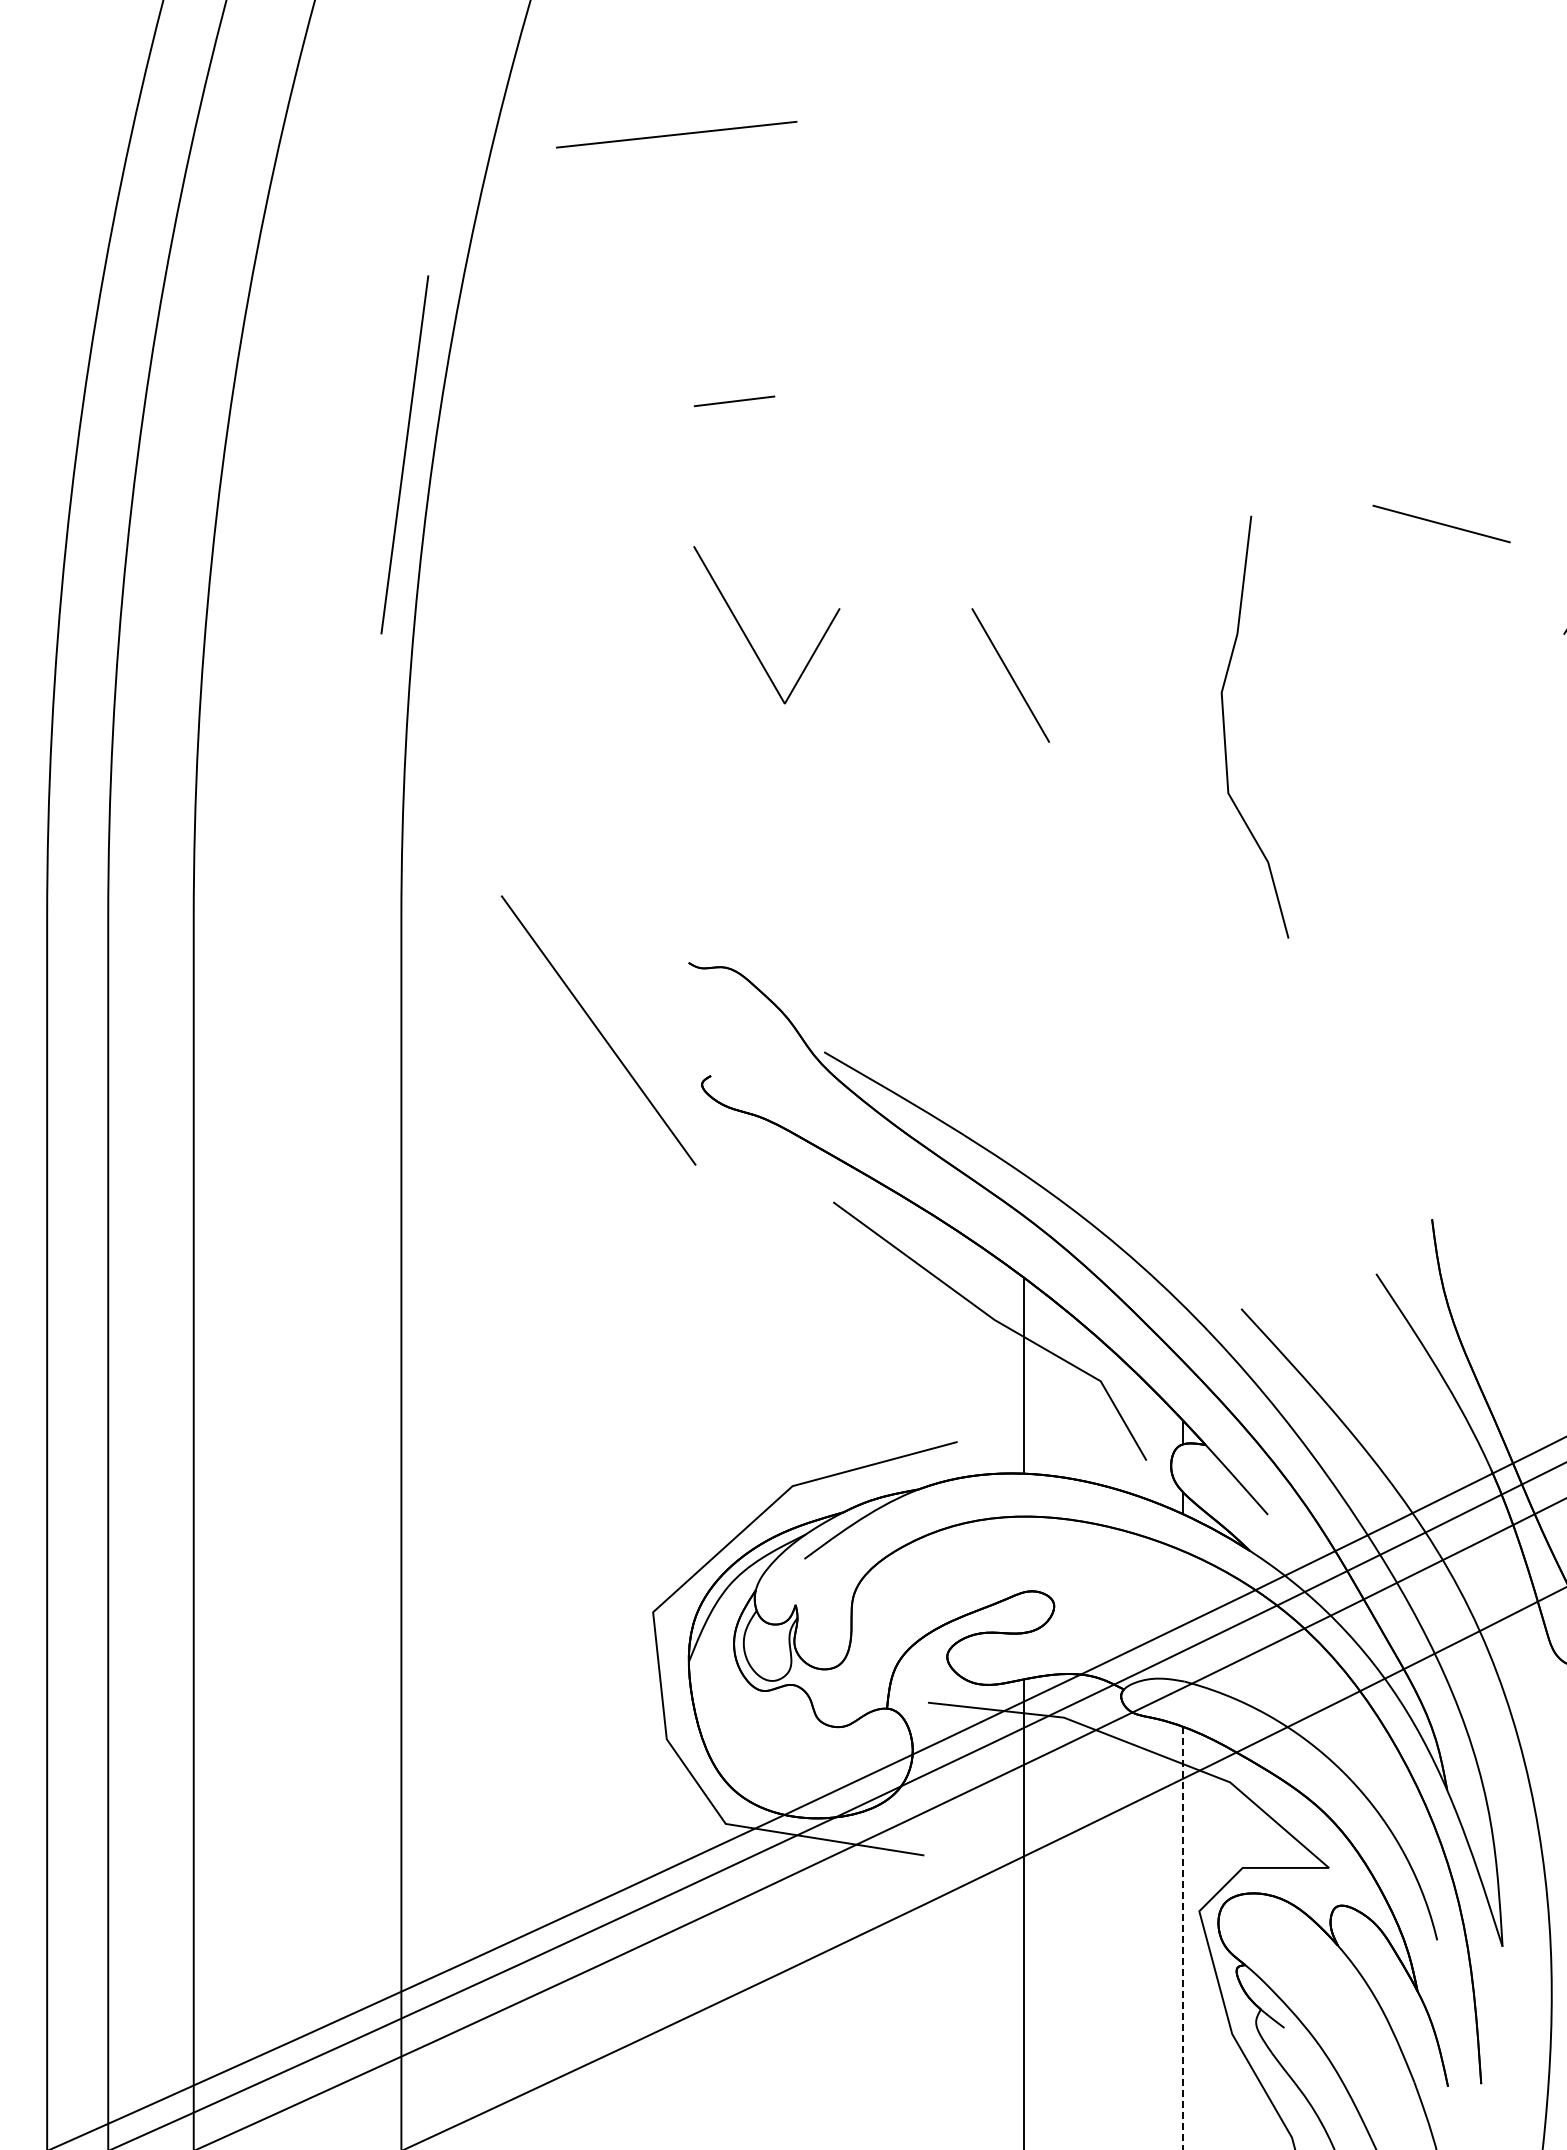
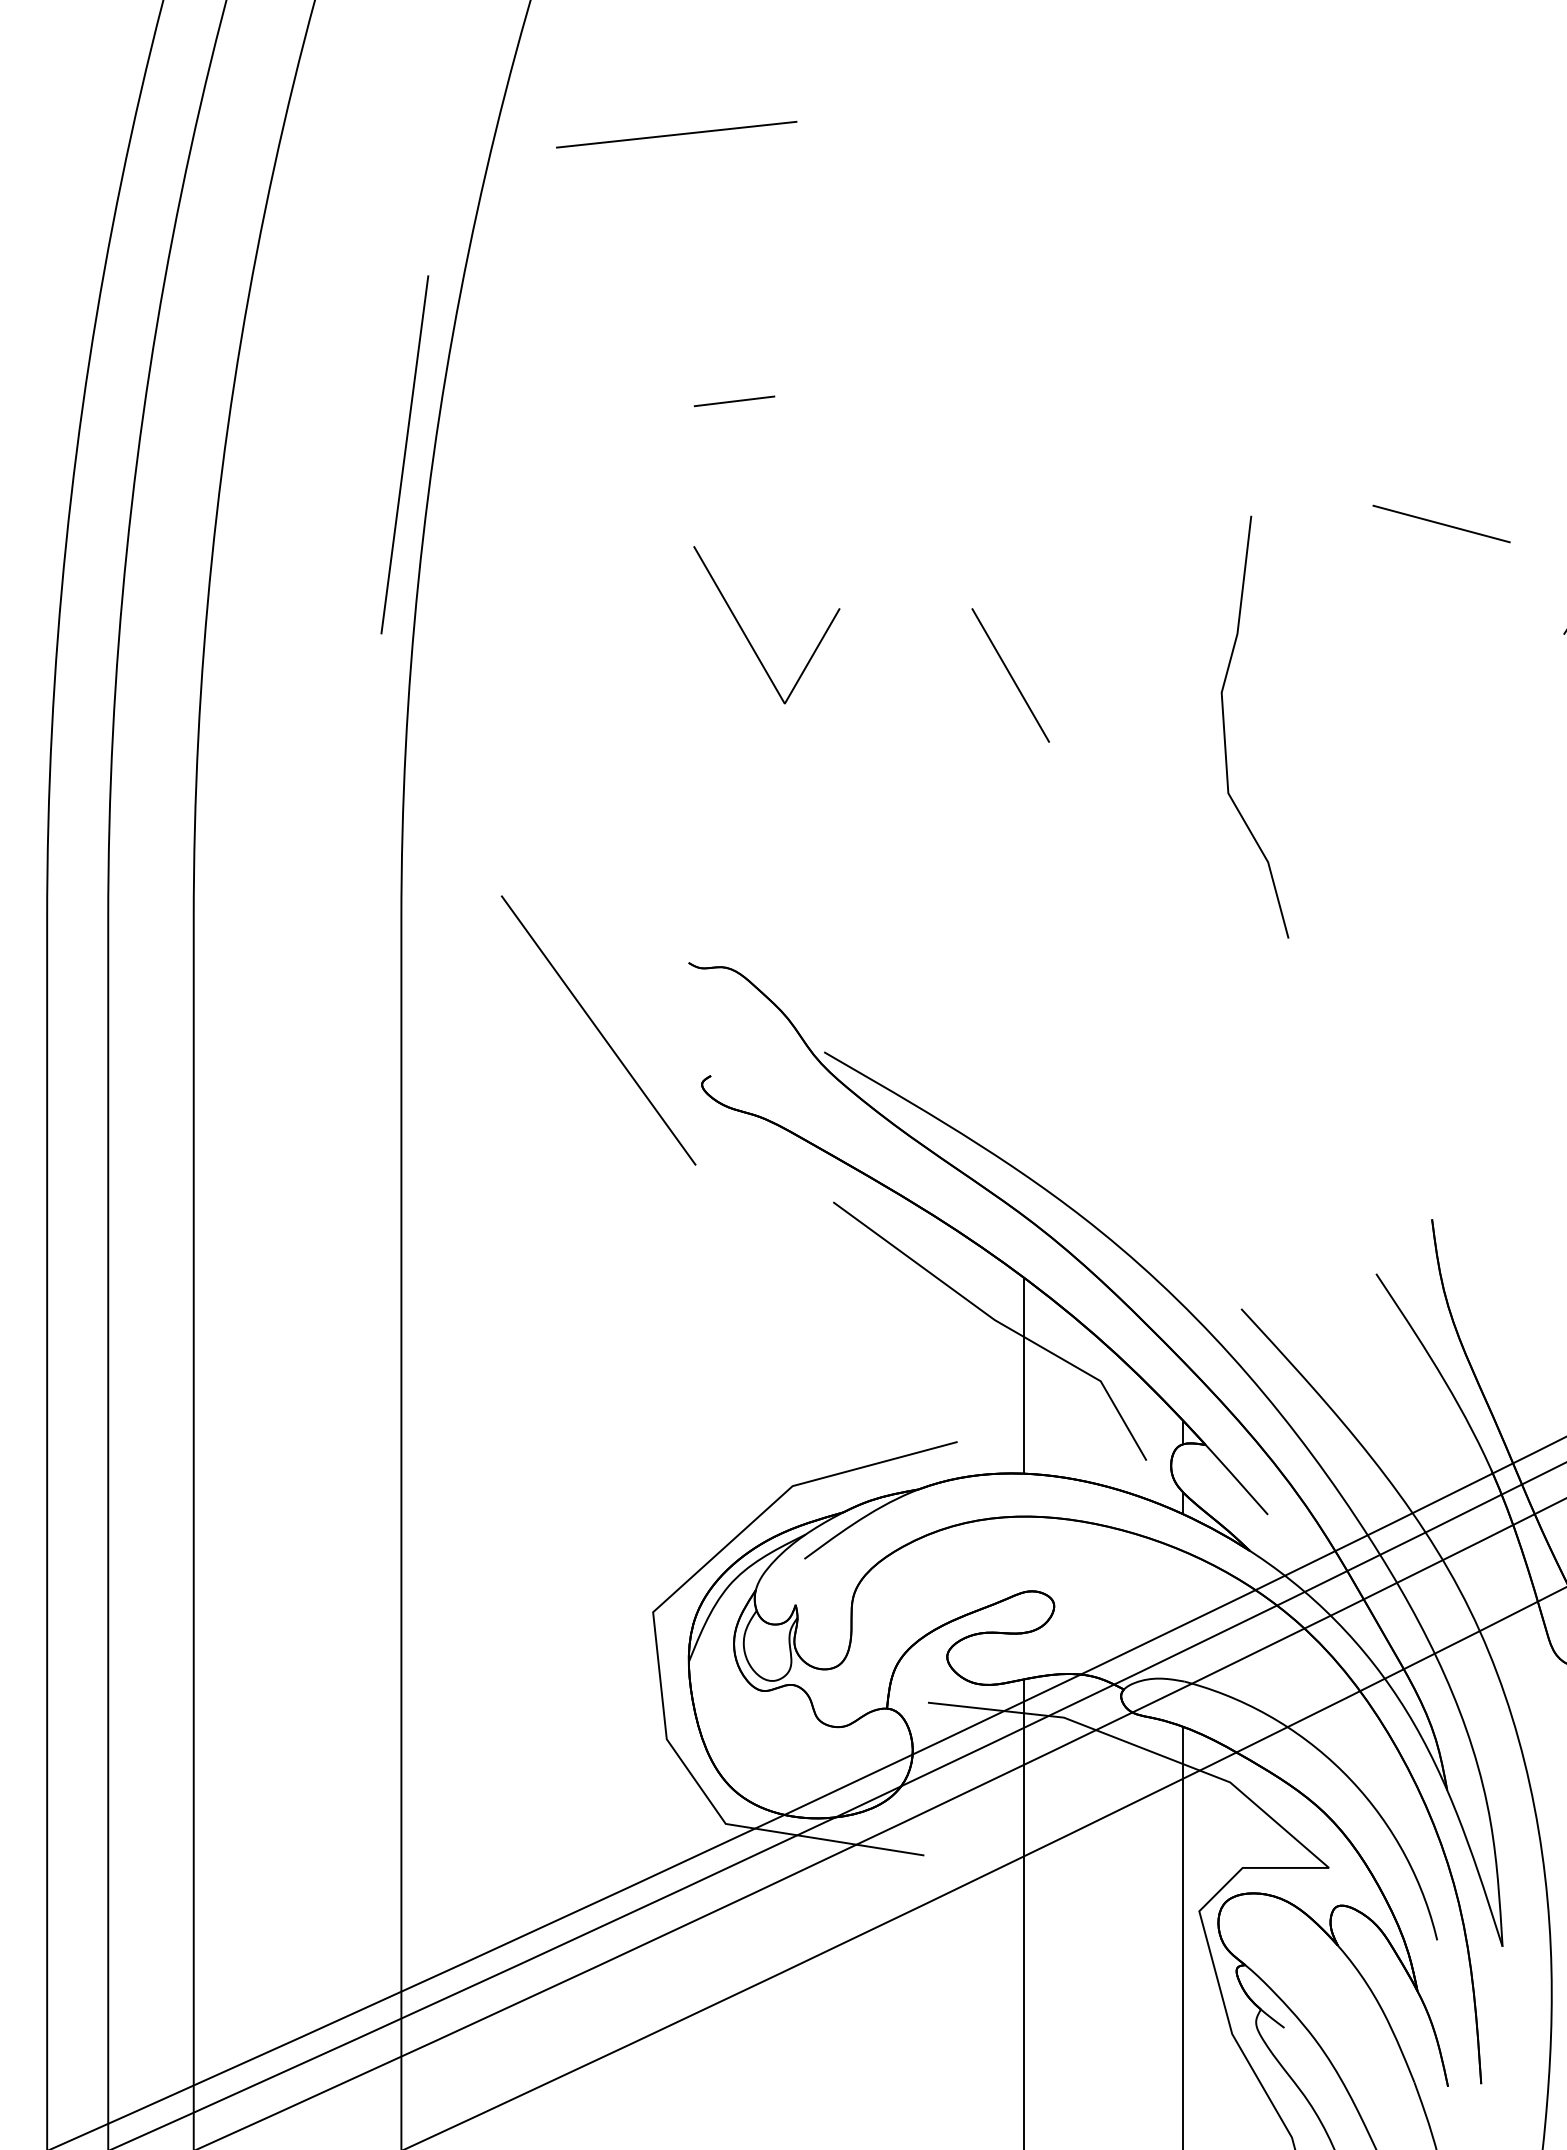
line: dashed -> solid (1183, 1938)
